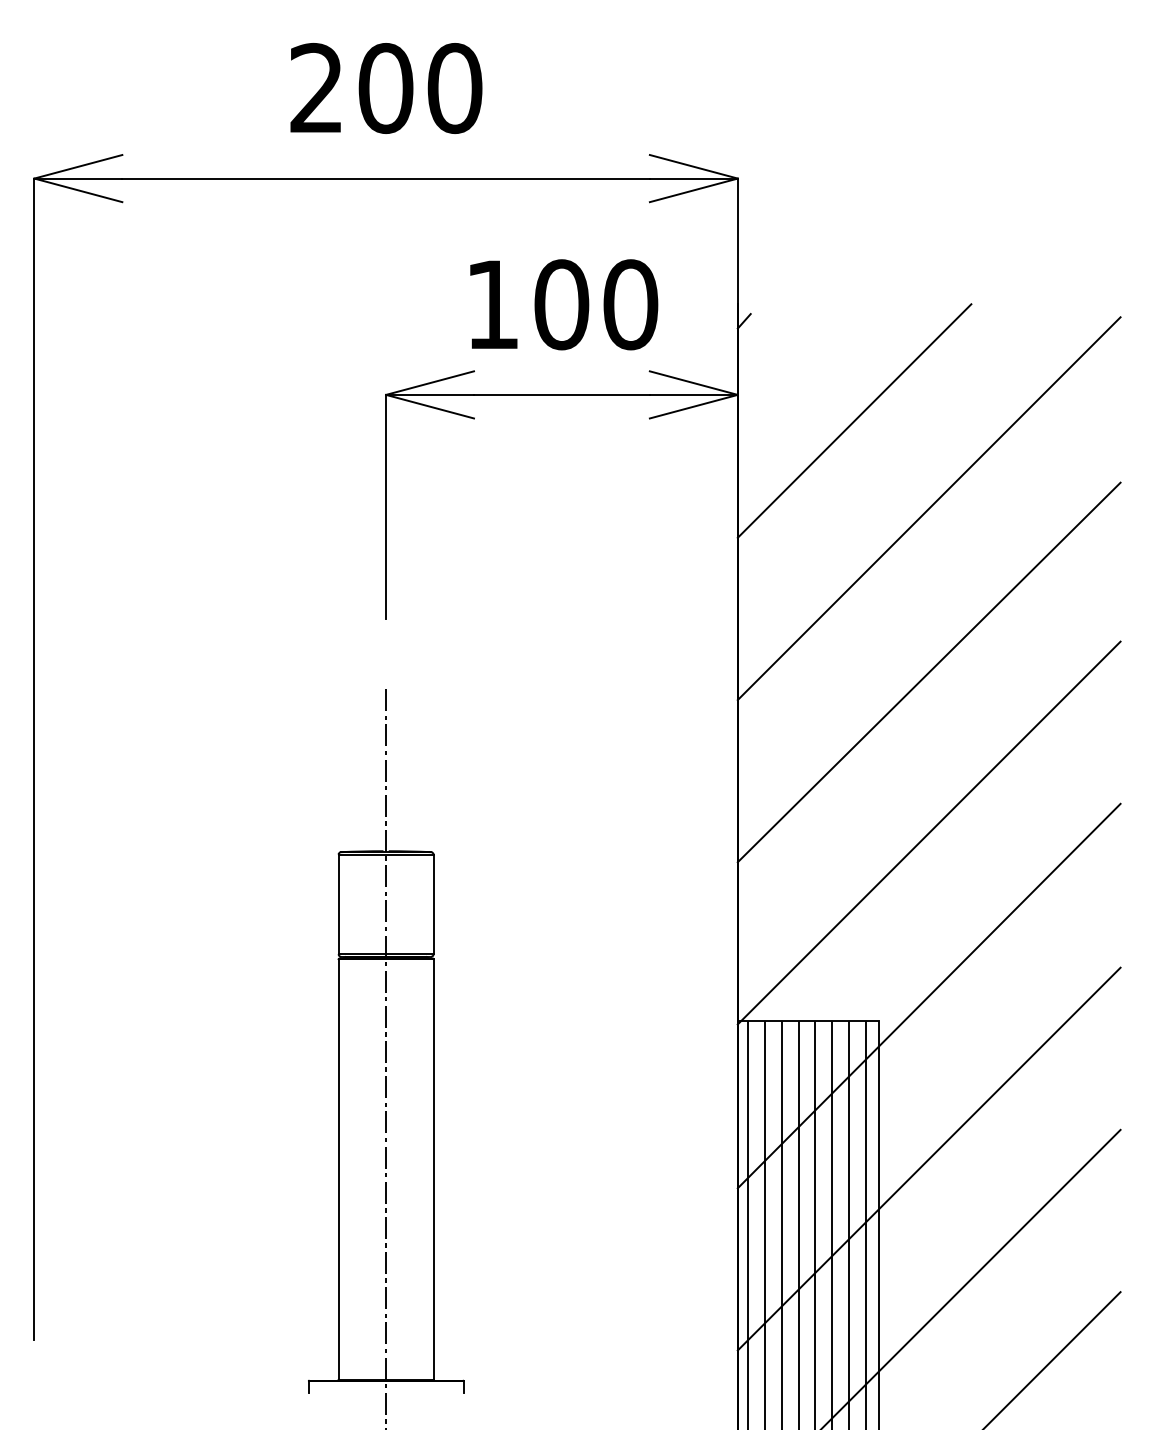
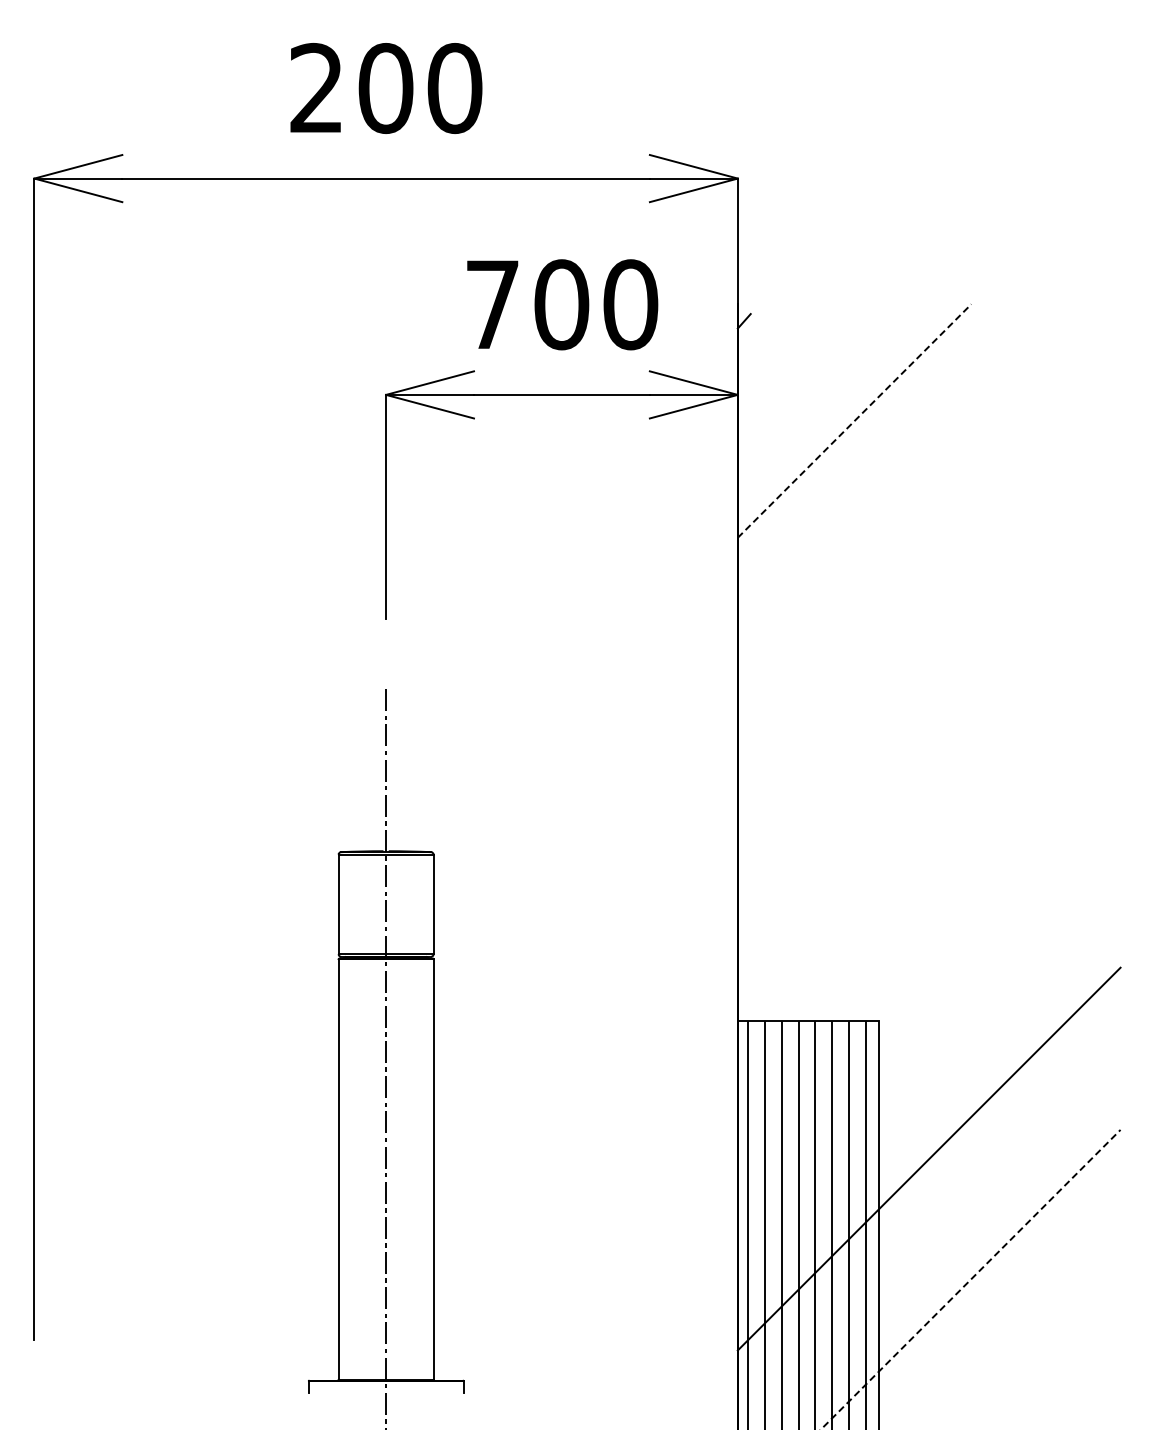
text: 100 -> 700 (492, 304)
line: solid -> dashed (854, 420)
line: present -> none (928, 508)
line: present -> none (928, 672)
line: present -> none (928, 832)
line: present -> none (928, 995)
line: solid -> dashed (970, 1279)
line: present -> none (1053, 1359)
